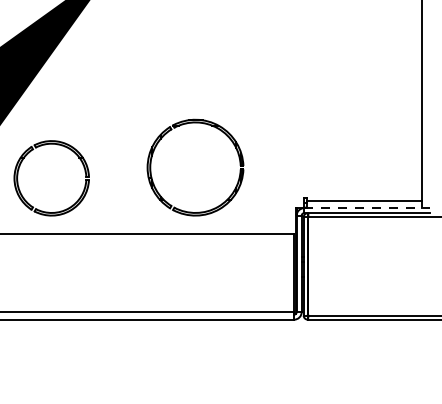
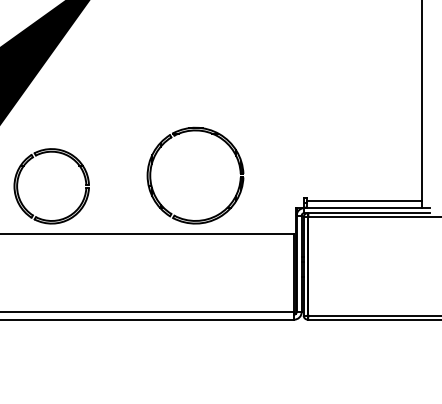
part position: (187, 124) -> (187, 132) (187, 132)
part position: (19, 186) -> (19, 194) (19, 194)
line: dashed -> solid (366, 208)
